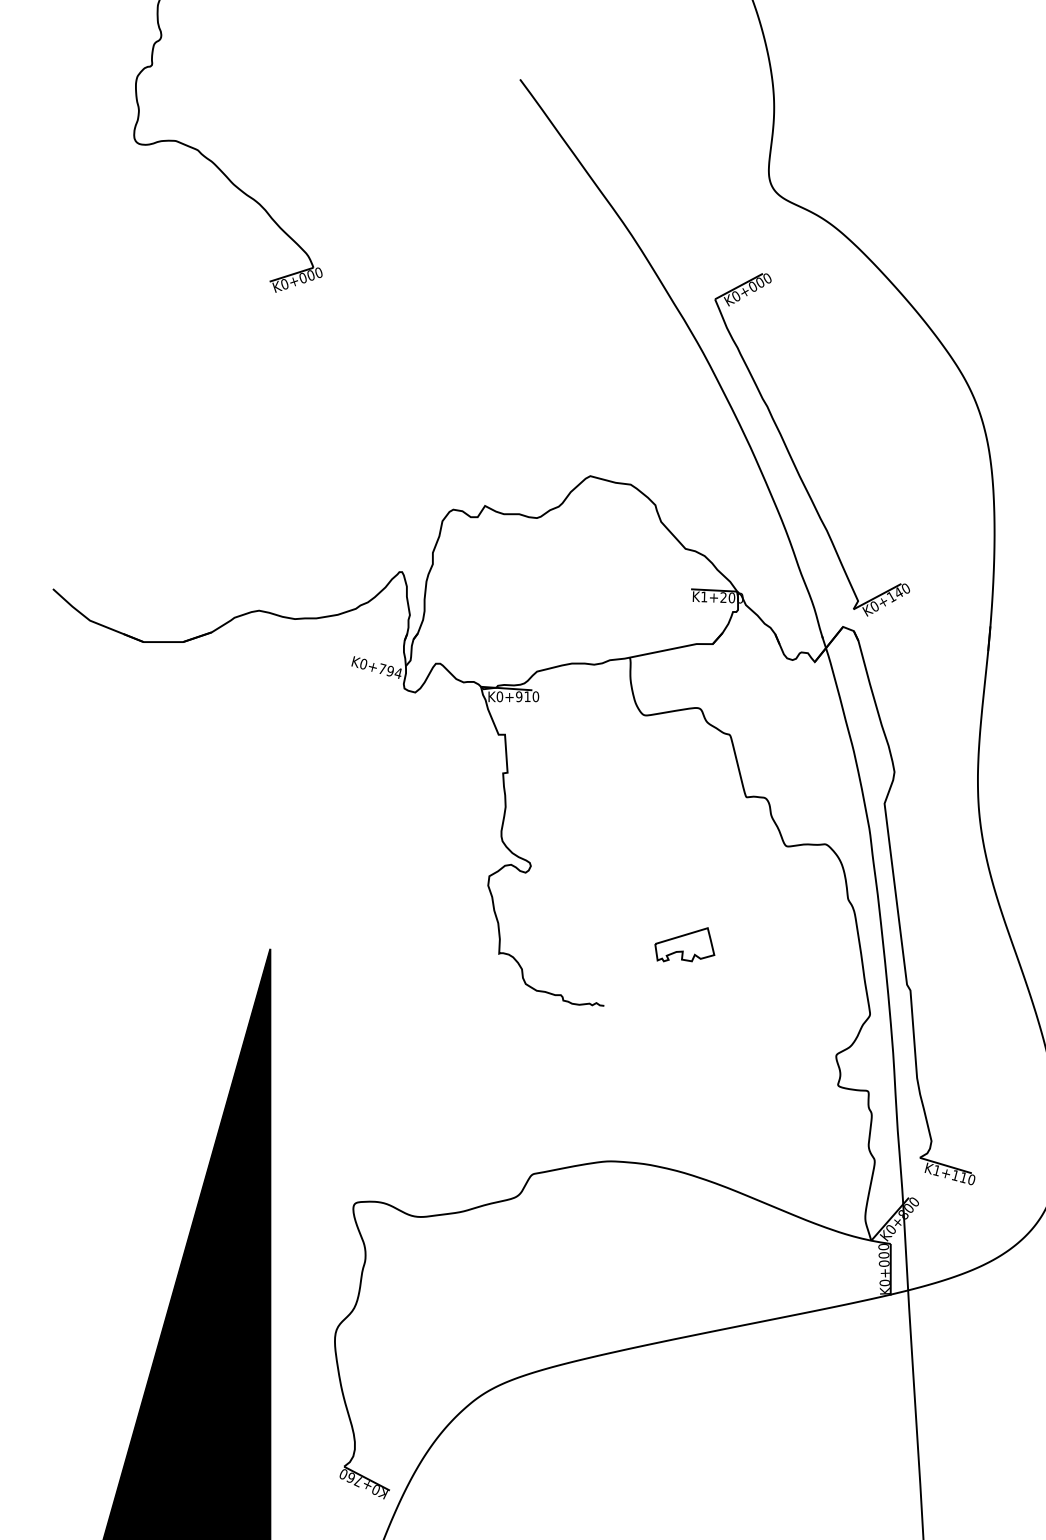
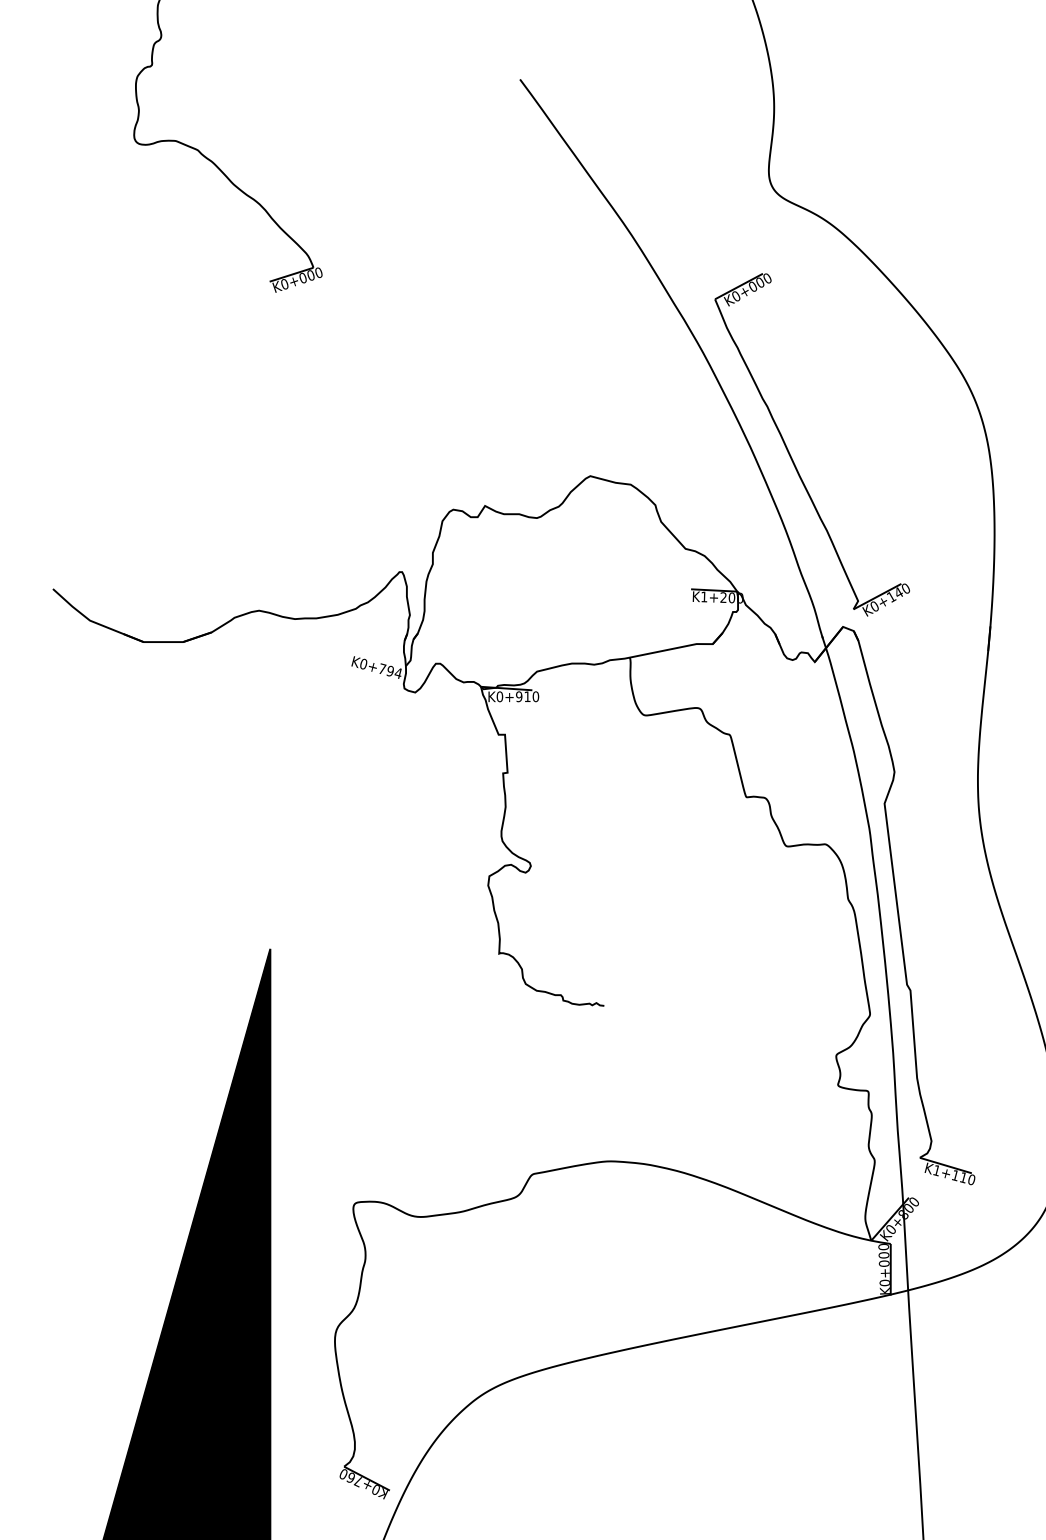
part: present -> none (684, 944)
